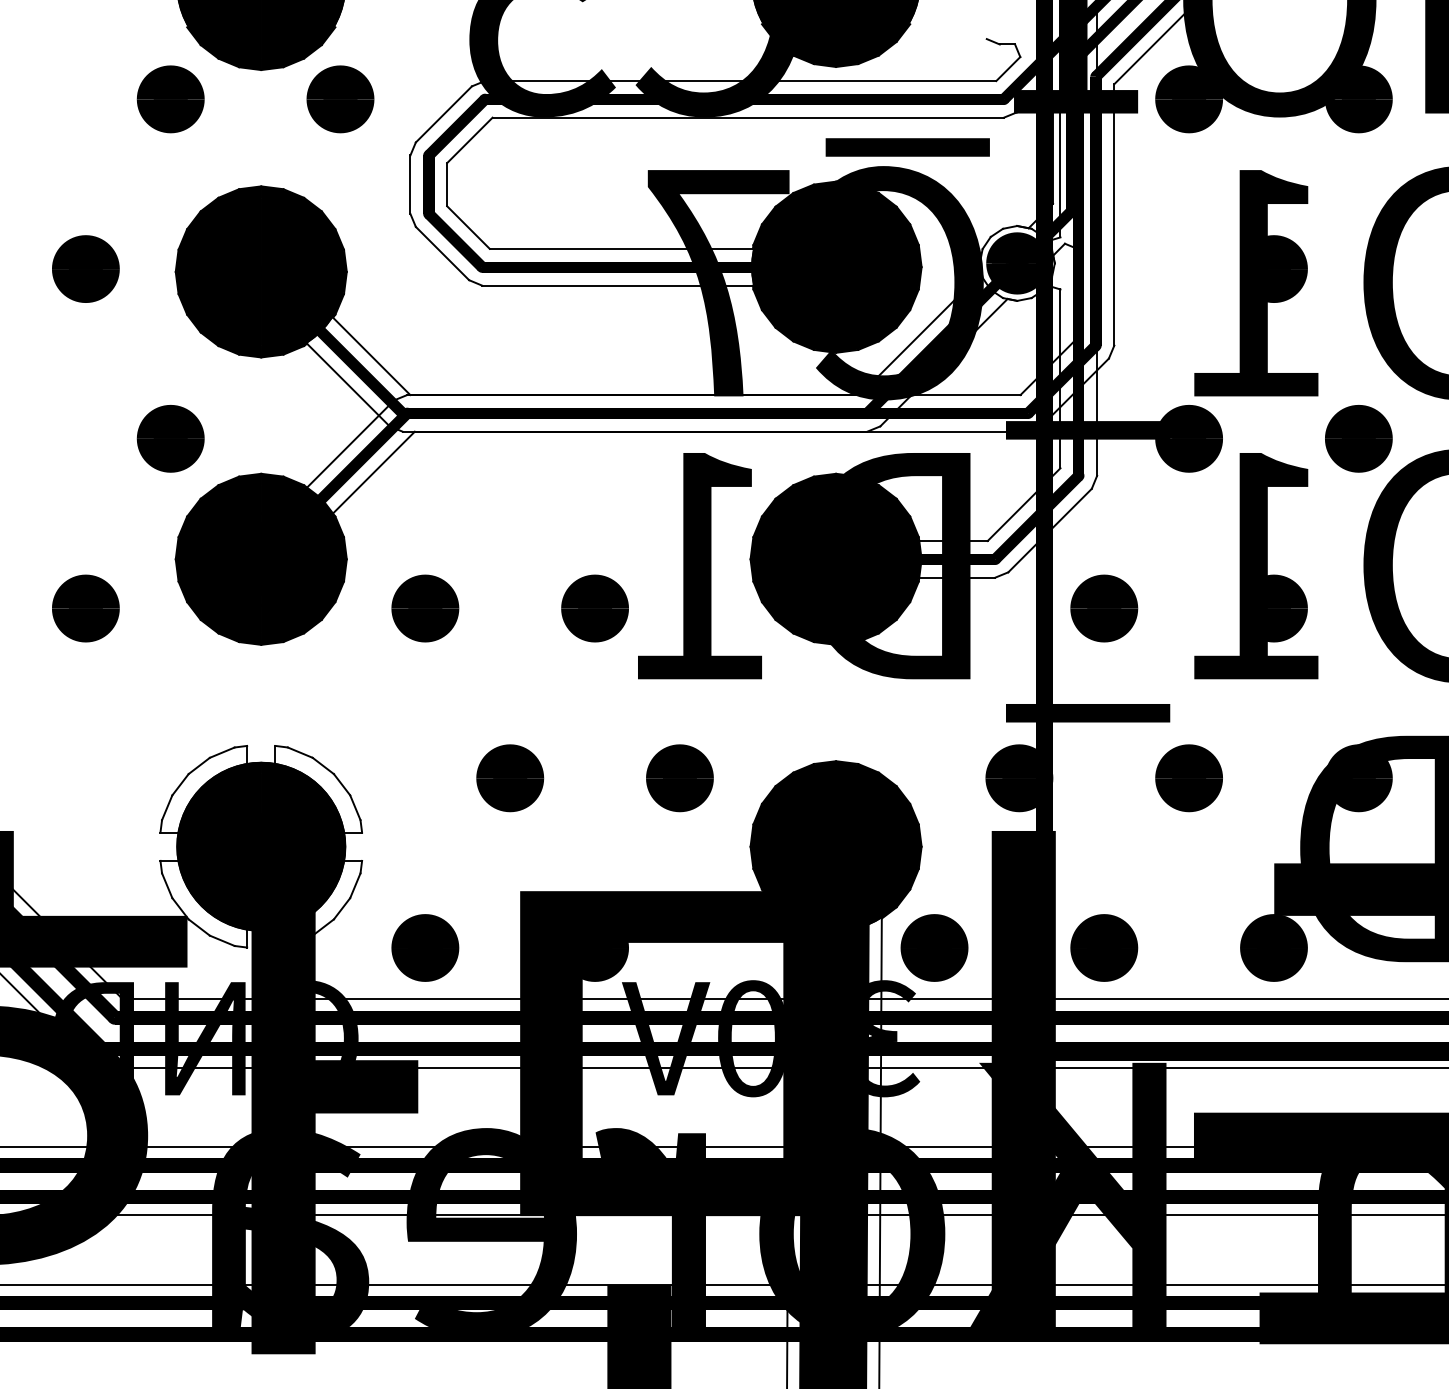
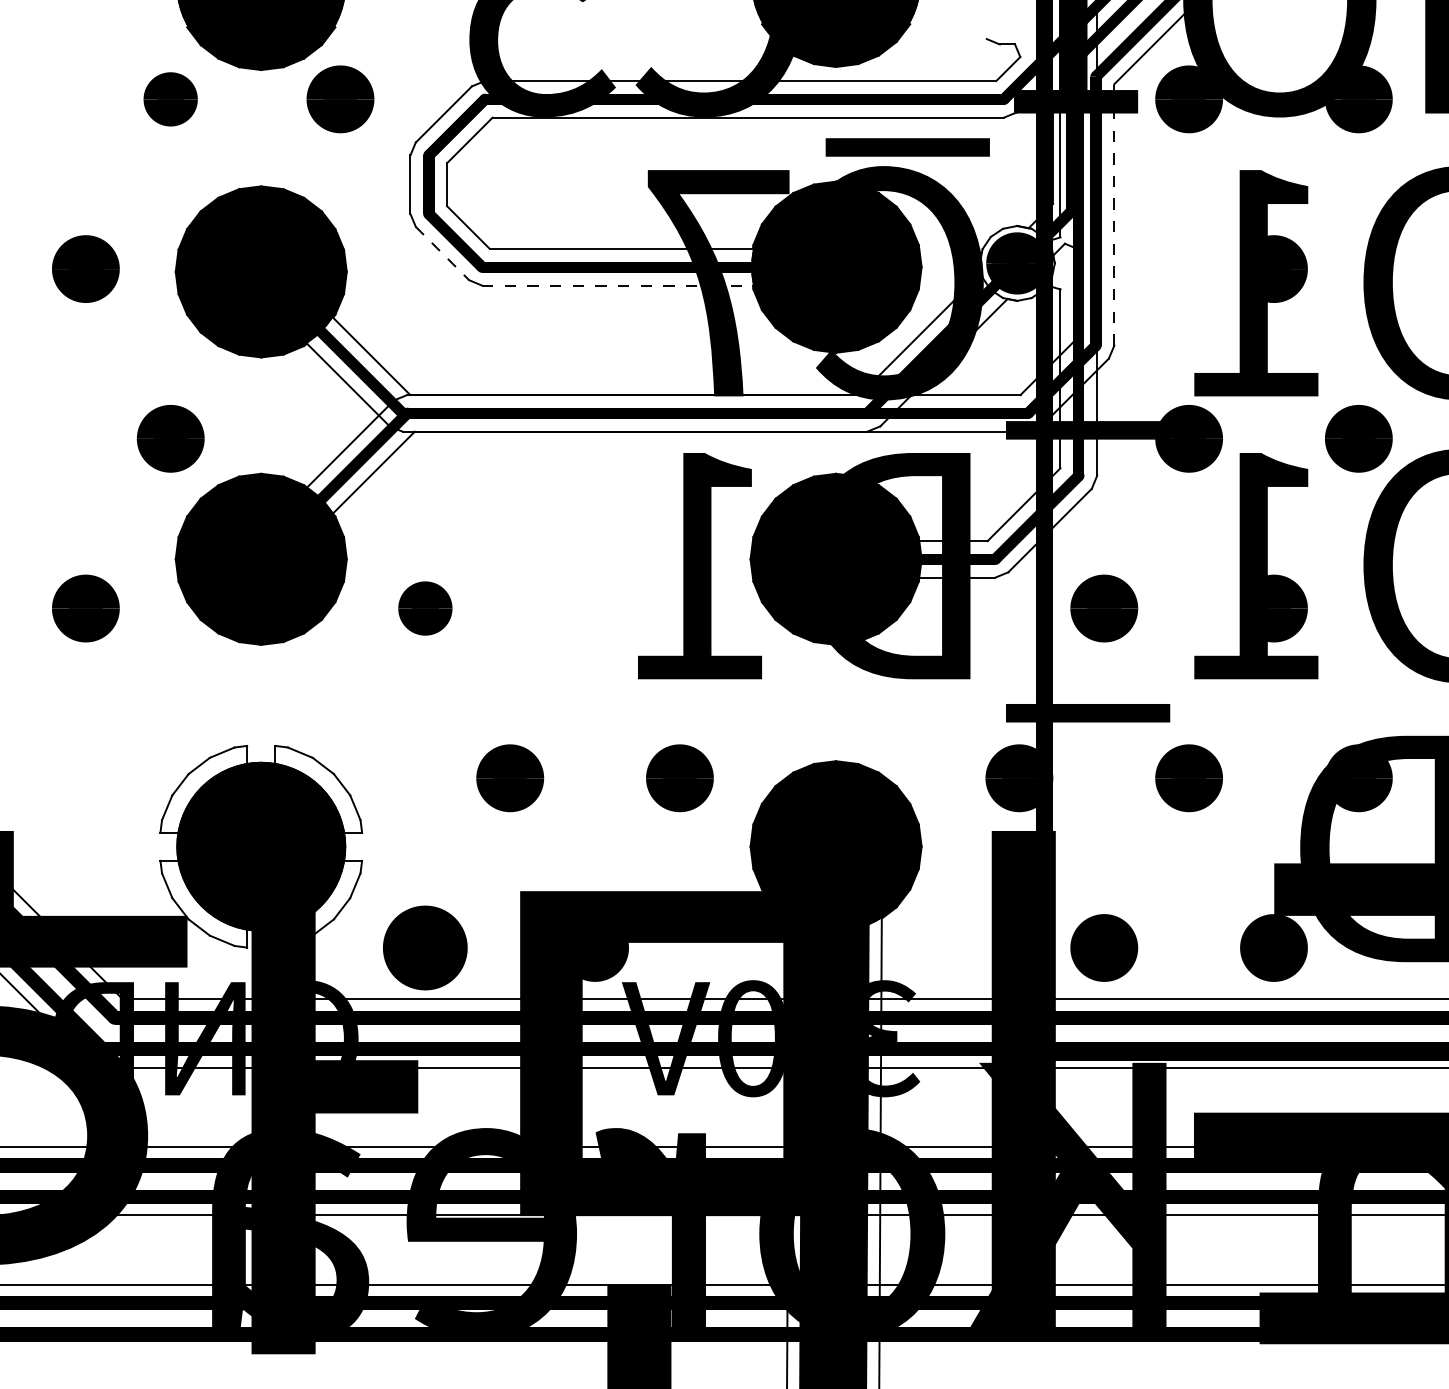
part size: 69x69 px -> 55x55 px (170, 99)
line: solid -> dashed (1114, 214)
line: solid -> dashed (442, 253)
line: solid -> dashed (618, 285)
part size: 69x69 px -> 55x55 px (425, 608)
part: present -> none (594, 608)
part size: 69x68 px -> 85x86 px (425, 947)
part: present -> none (934, 947)
